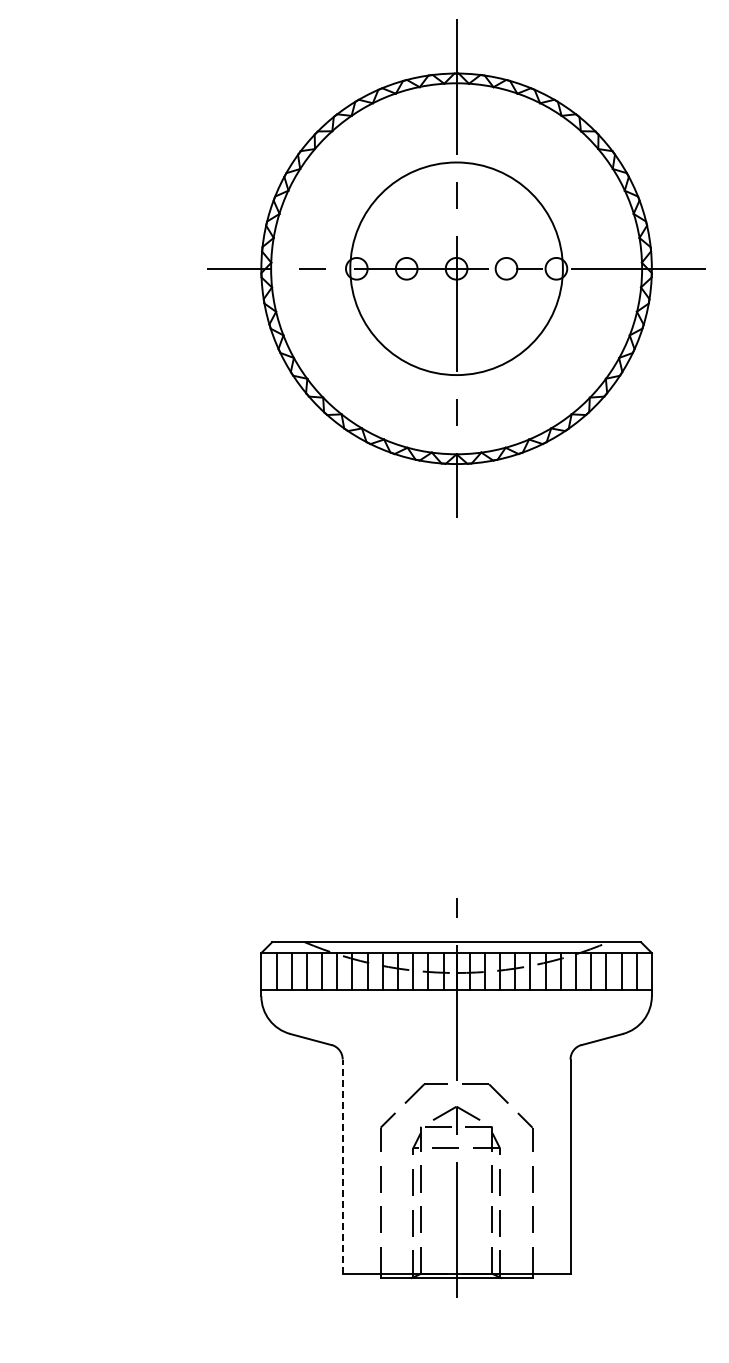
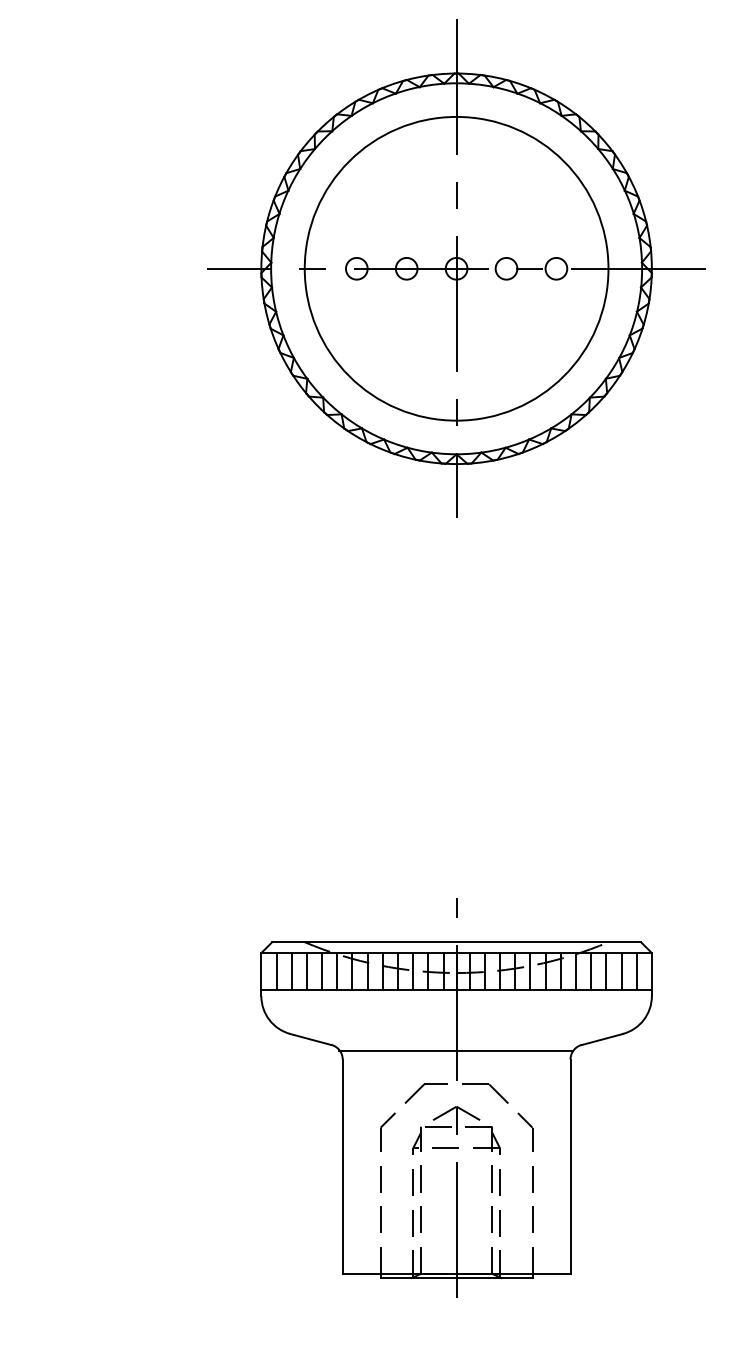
circle diameter: 213 px -> 304 px (456, 268)
line: none -> present (456, 1050)
line: dashed -> solid (342, 1166)
